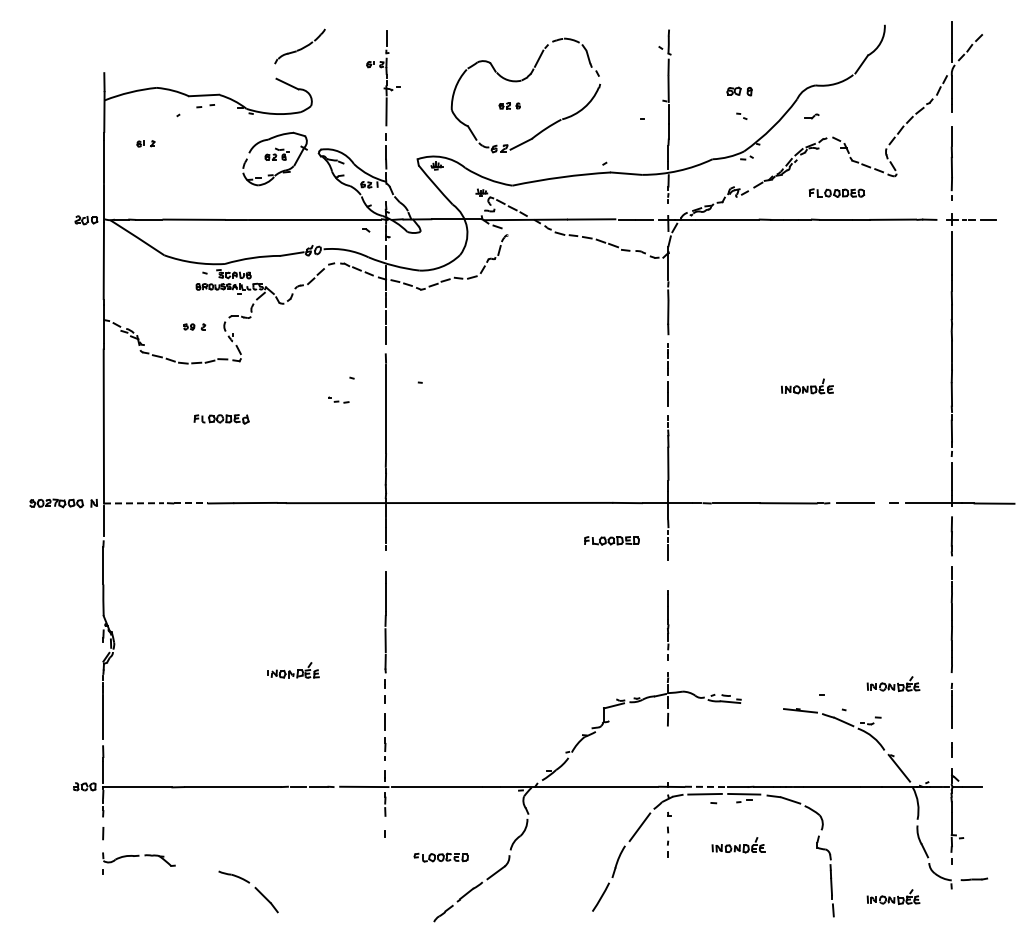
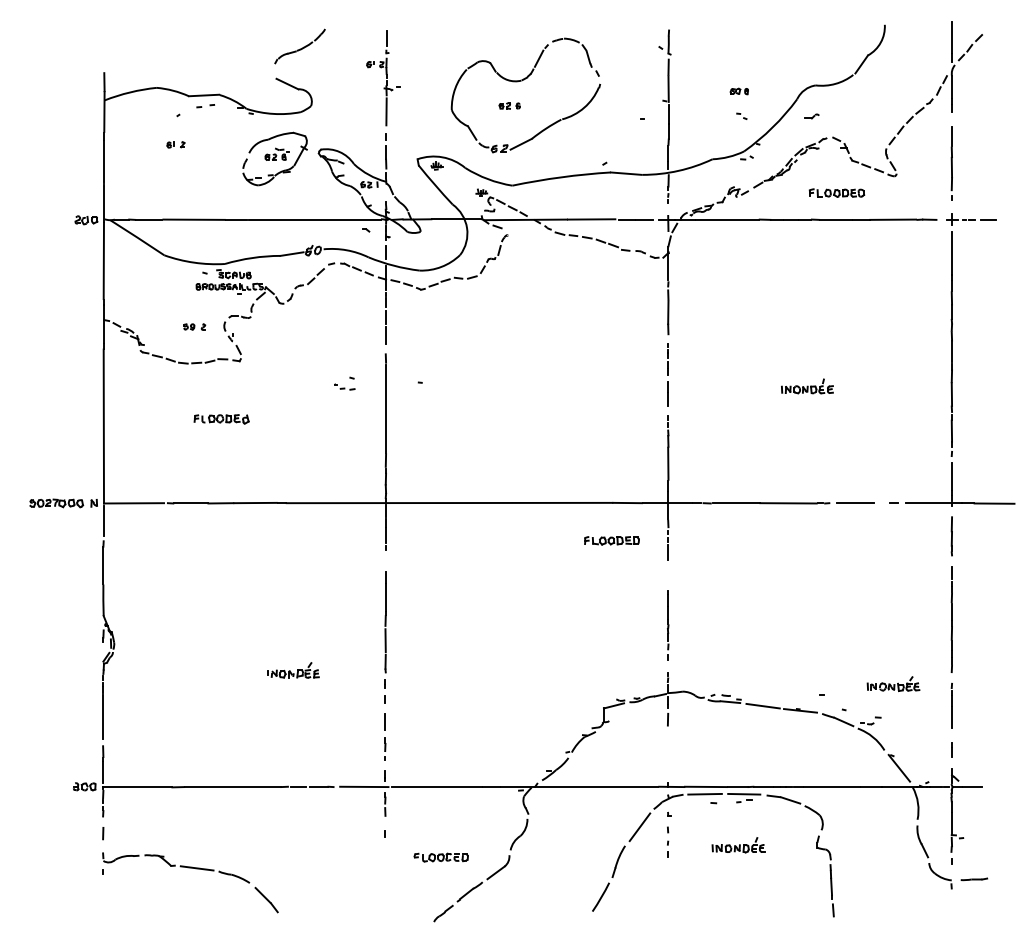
part size: 27x11 px -> 20x9 px (738, 91)
part position: (145, 143) -> (175, 144) (175, 144)
part position: (338, 399) -> (344, 386) (344, 386)
line: dashed -> solid (134, 503)
line: dashed -> solid (190, 503)
line: none -> present (762, 705)
line: dashed -> solid (706, 786)
line: none -> present (196, 868)
part: present -> none (893, 896)
